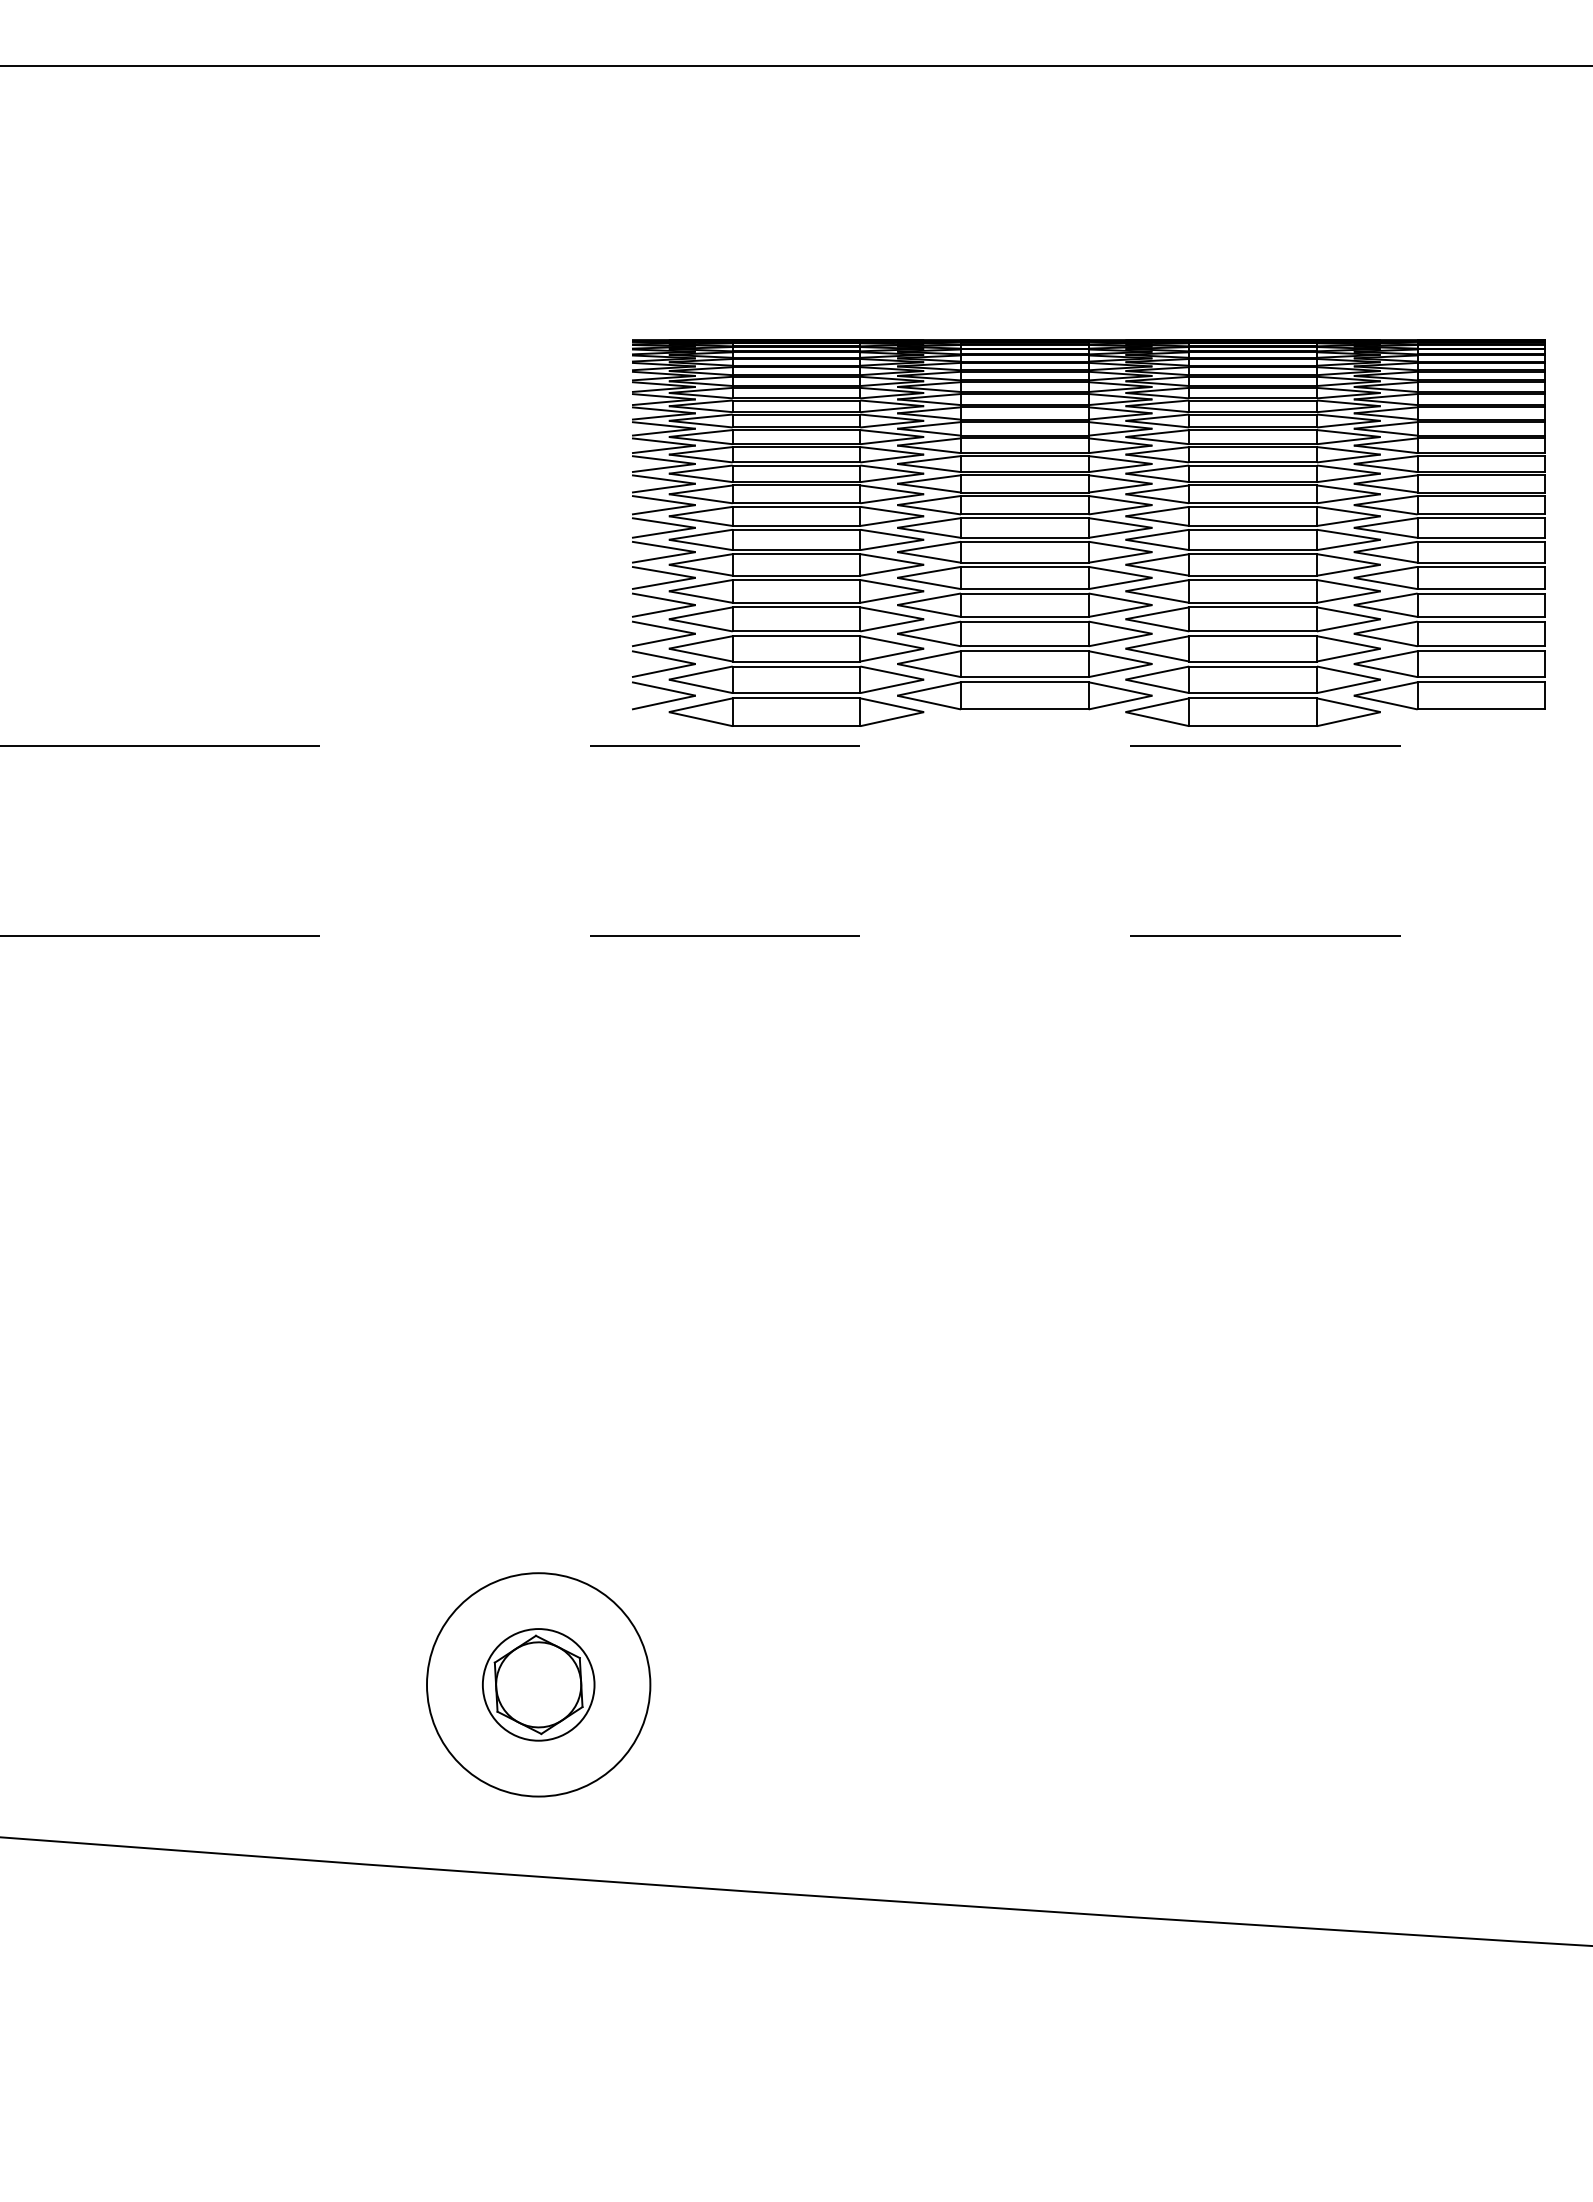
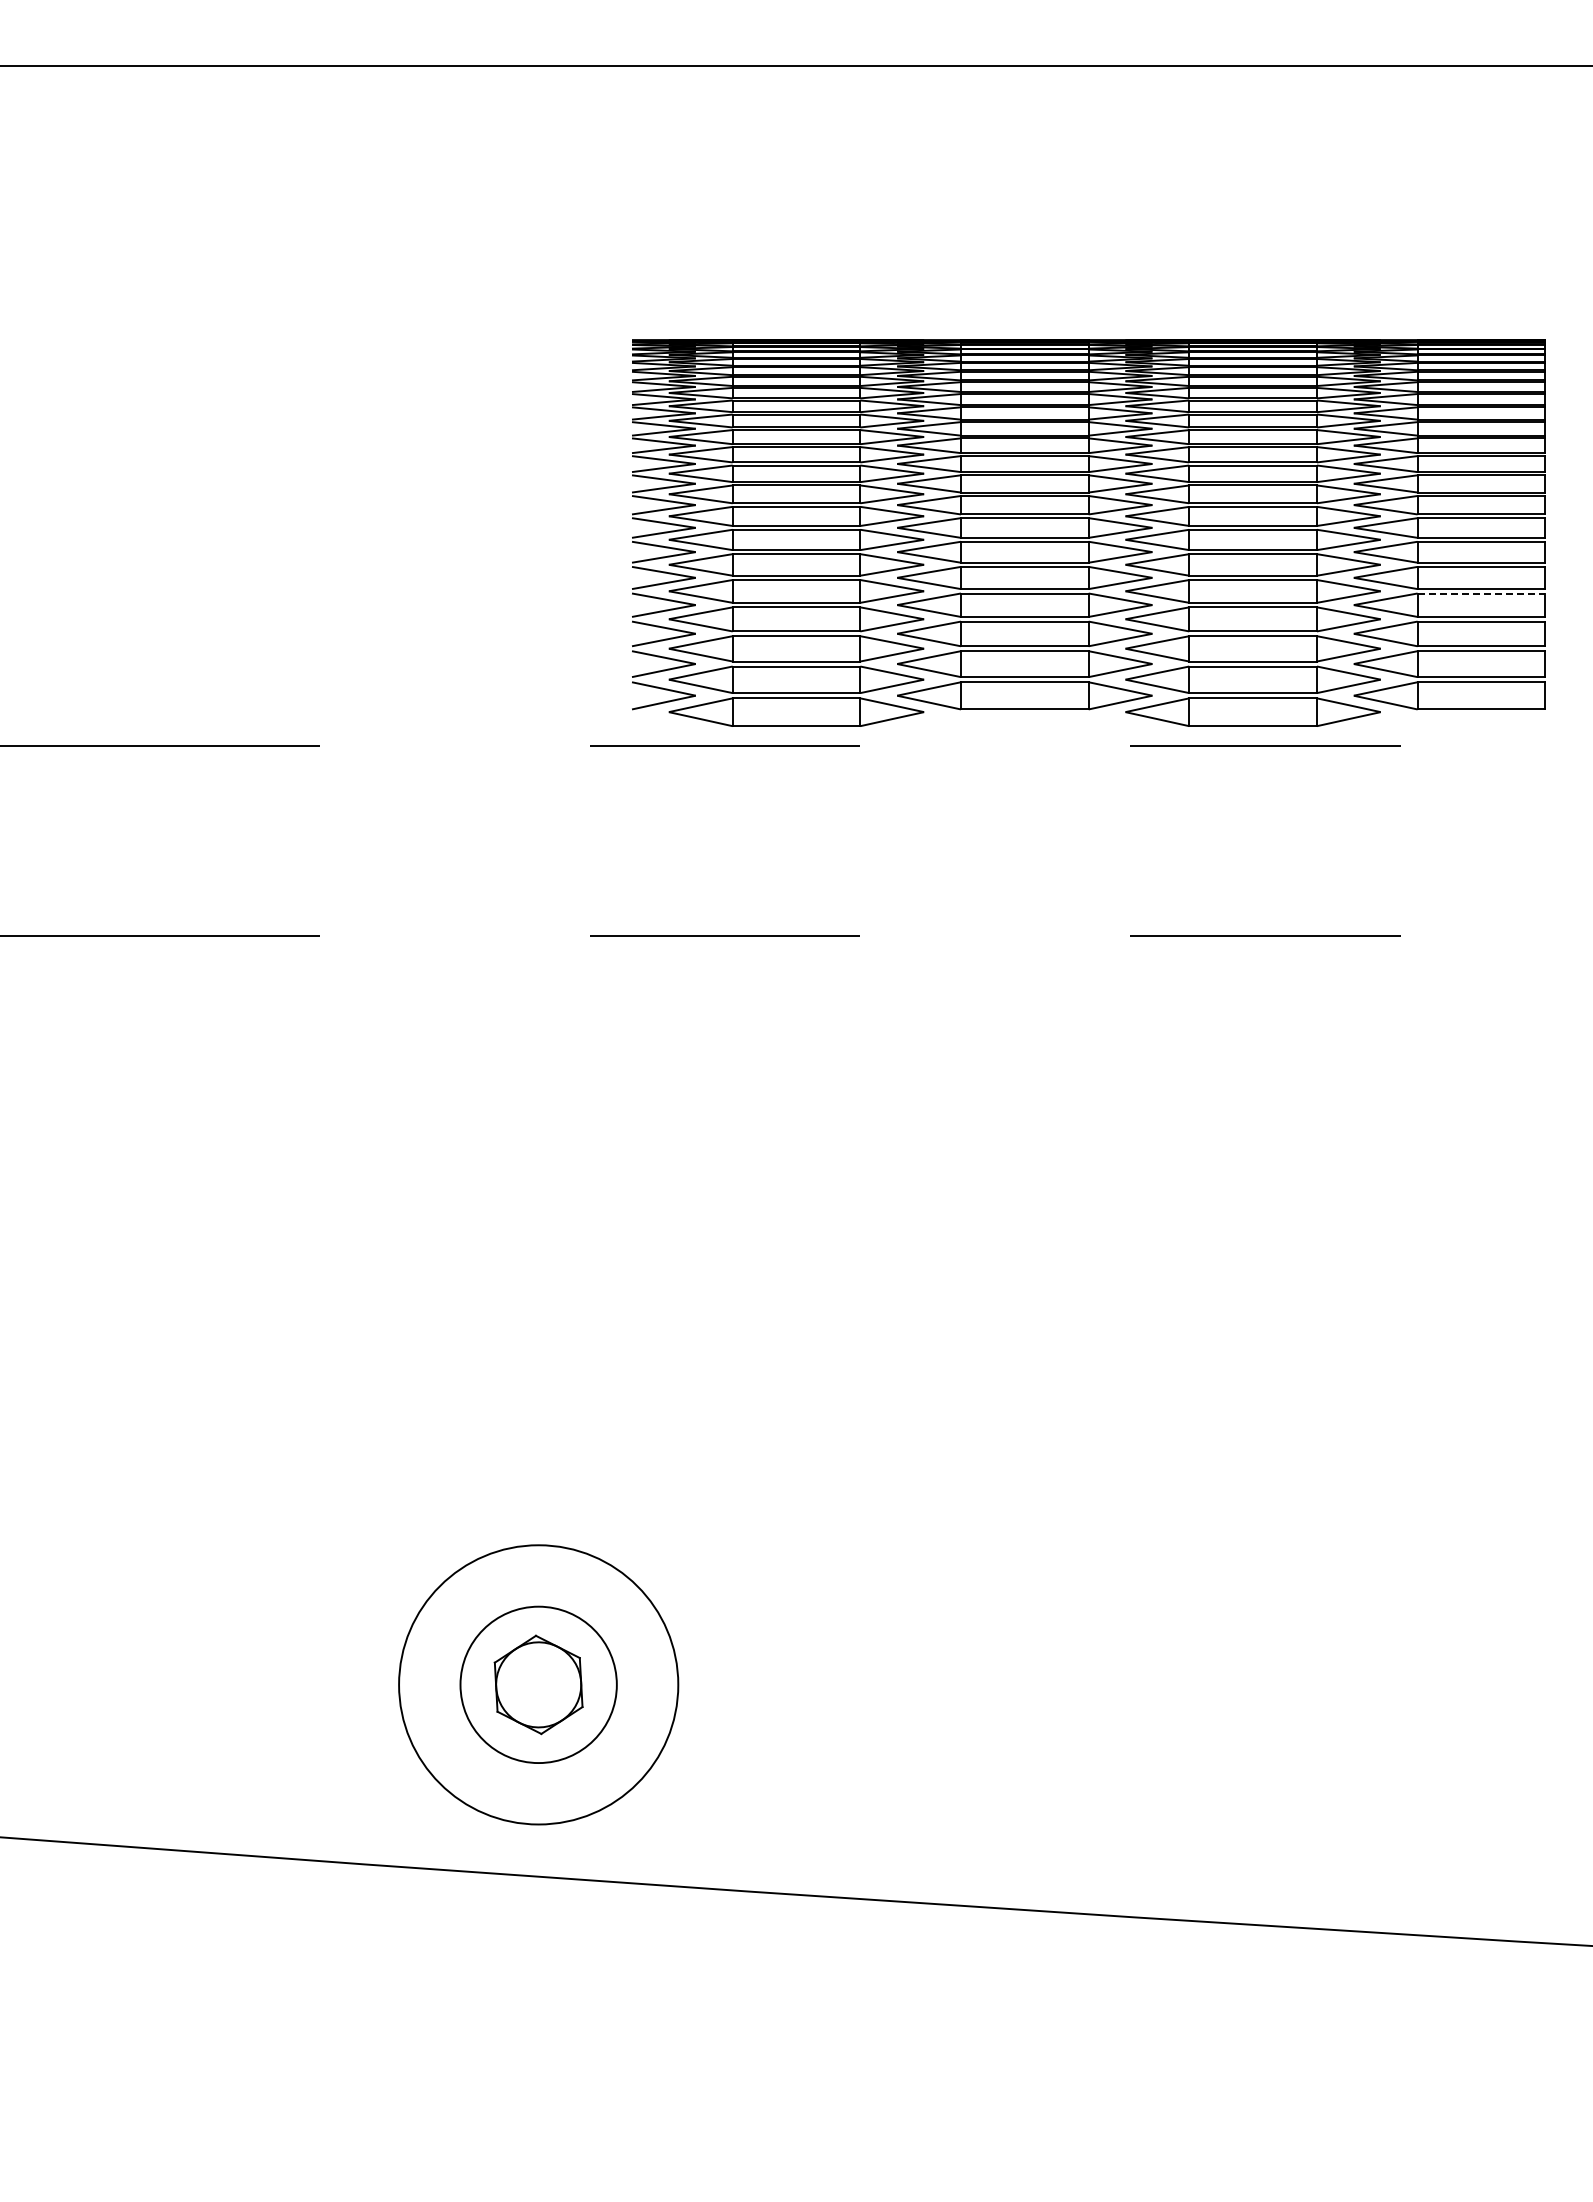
line: solid -> dashed (1481, 593)
circle diameter: 112 px -> 156 px (538, 1684)
circle diameter: 223 px -> 279 px (538, 1684)
